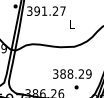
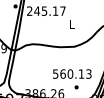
text: 391.27 -> 245.17 (42, 10)
text: 388.29 -> 560.13 (72, 73)
